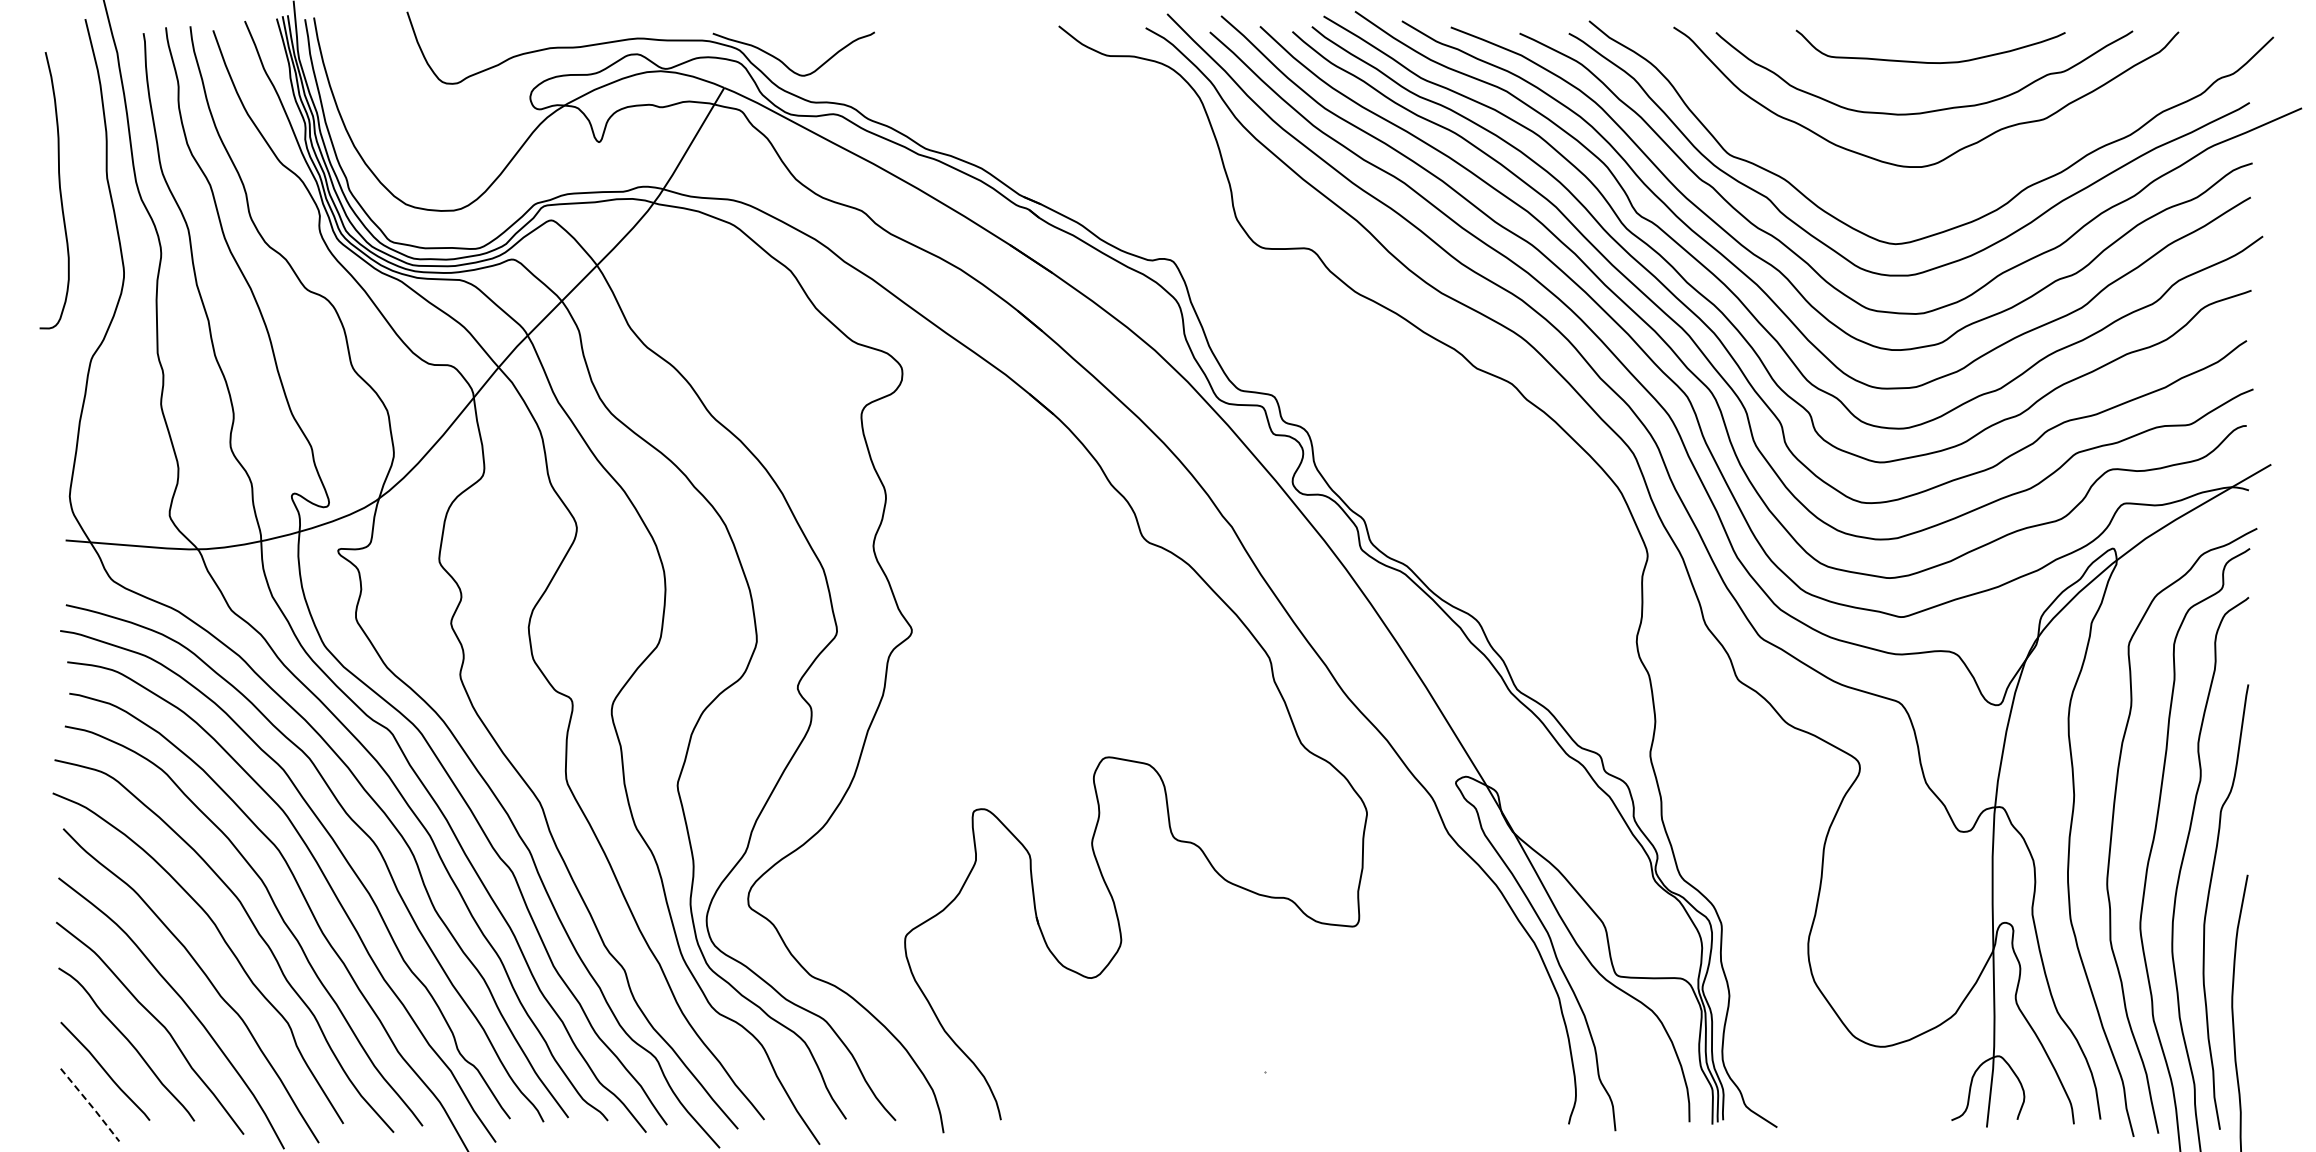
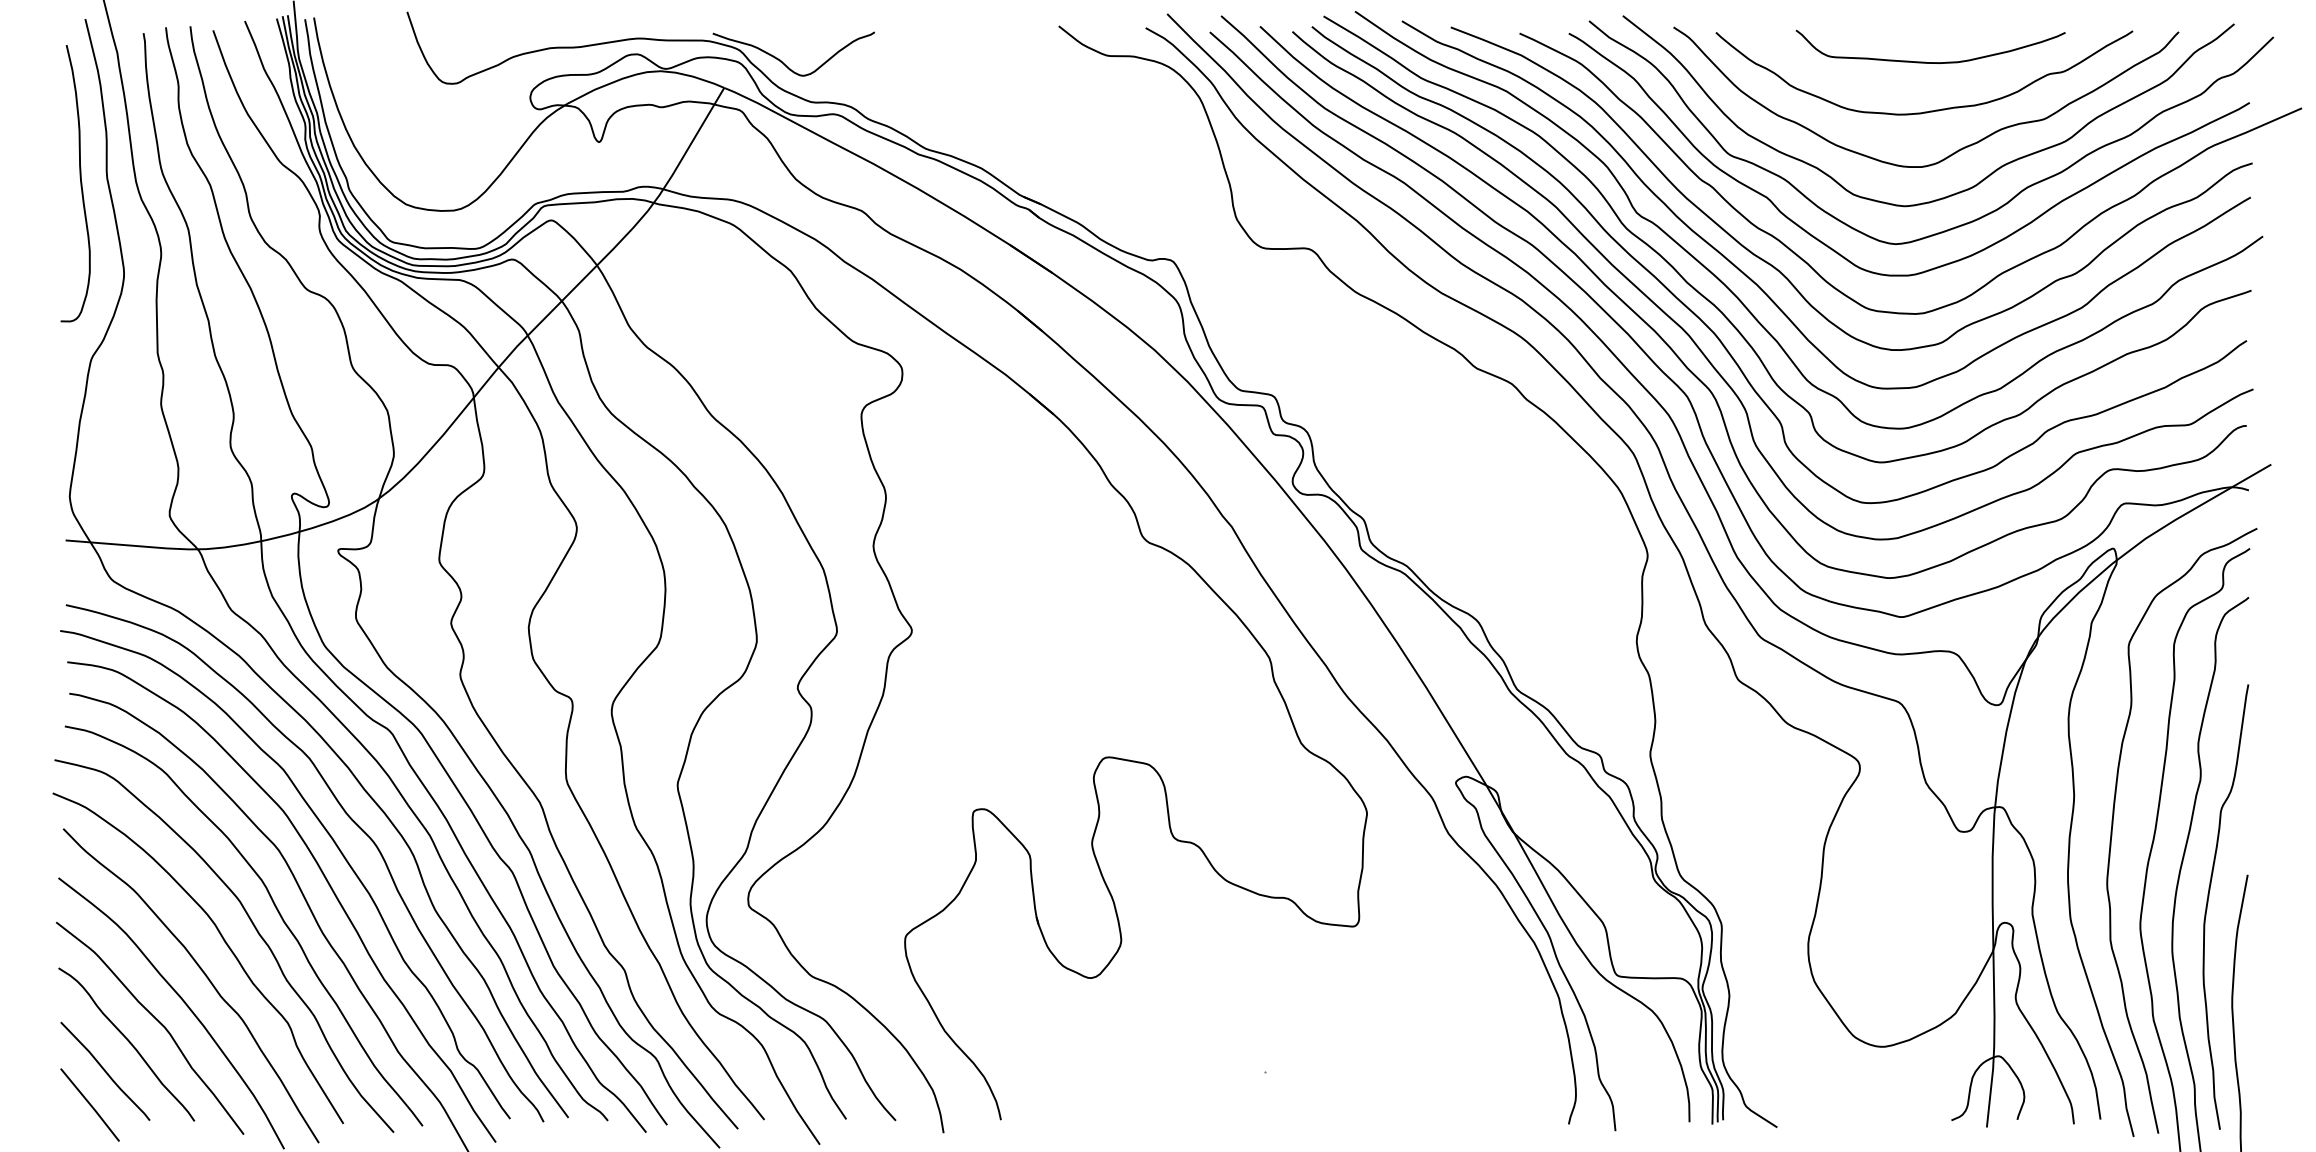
curve position: (59, 190) -> (80, 183) (80, 183)
curve: none -> present (1961, 190)
line: dashed -> solid (91, 1105)
